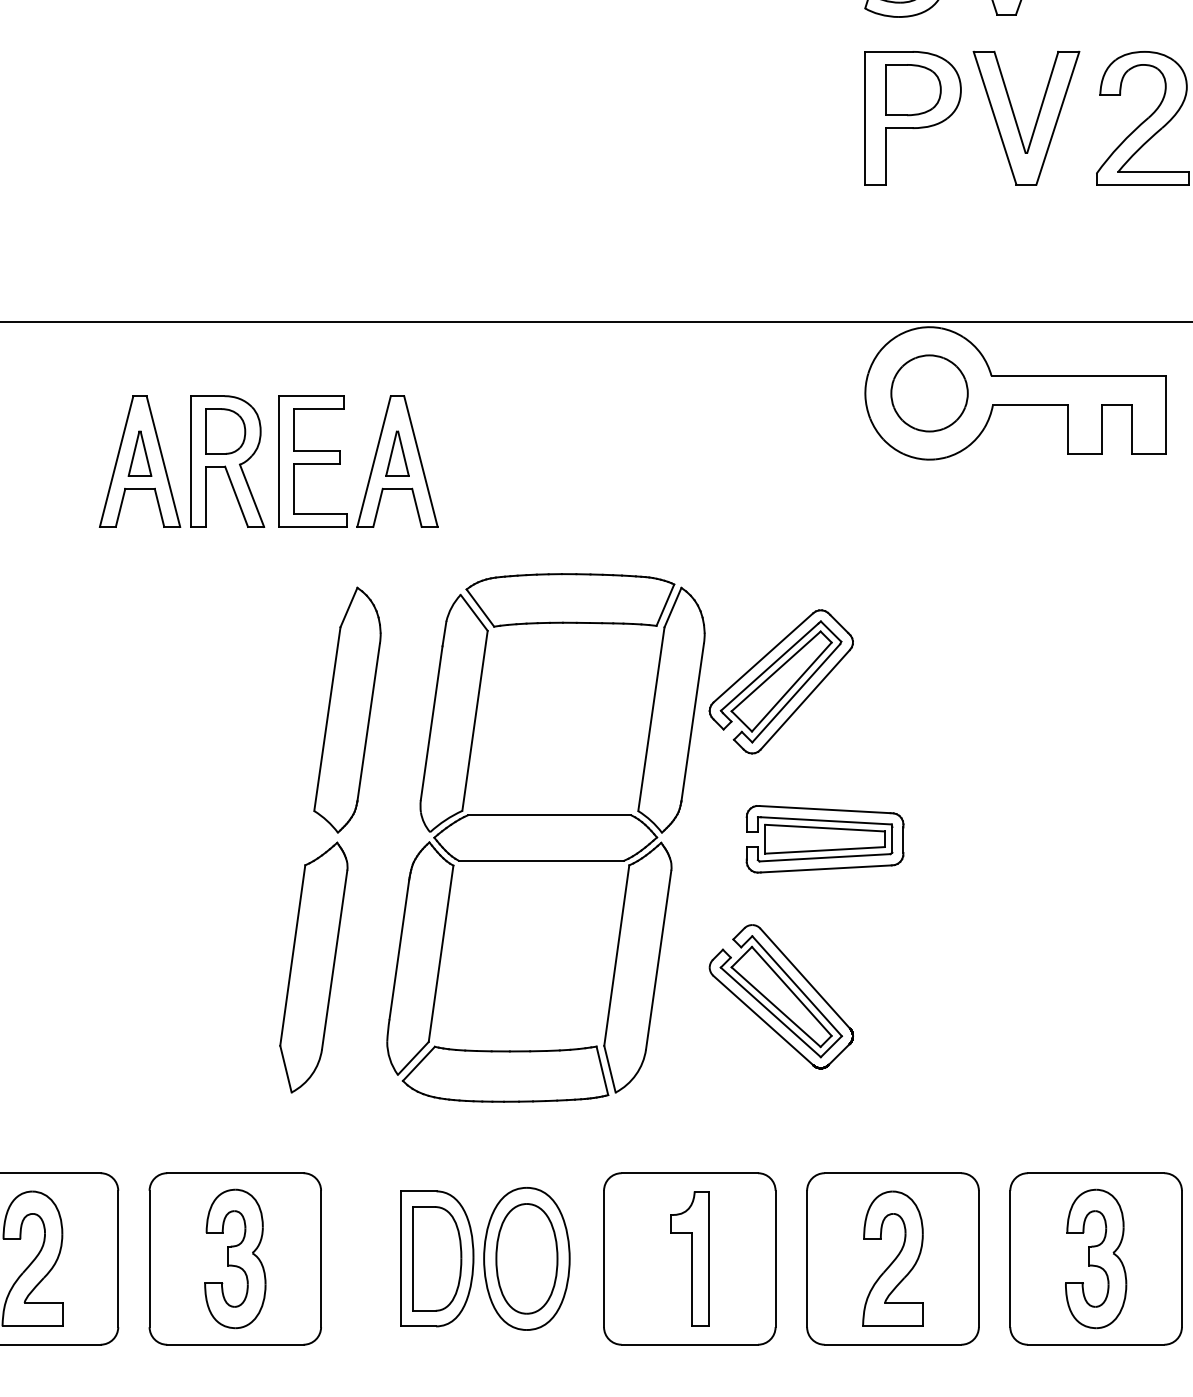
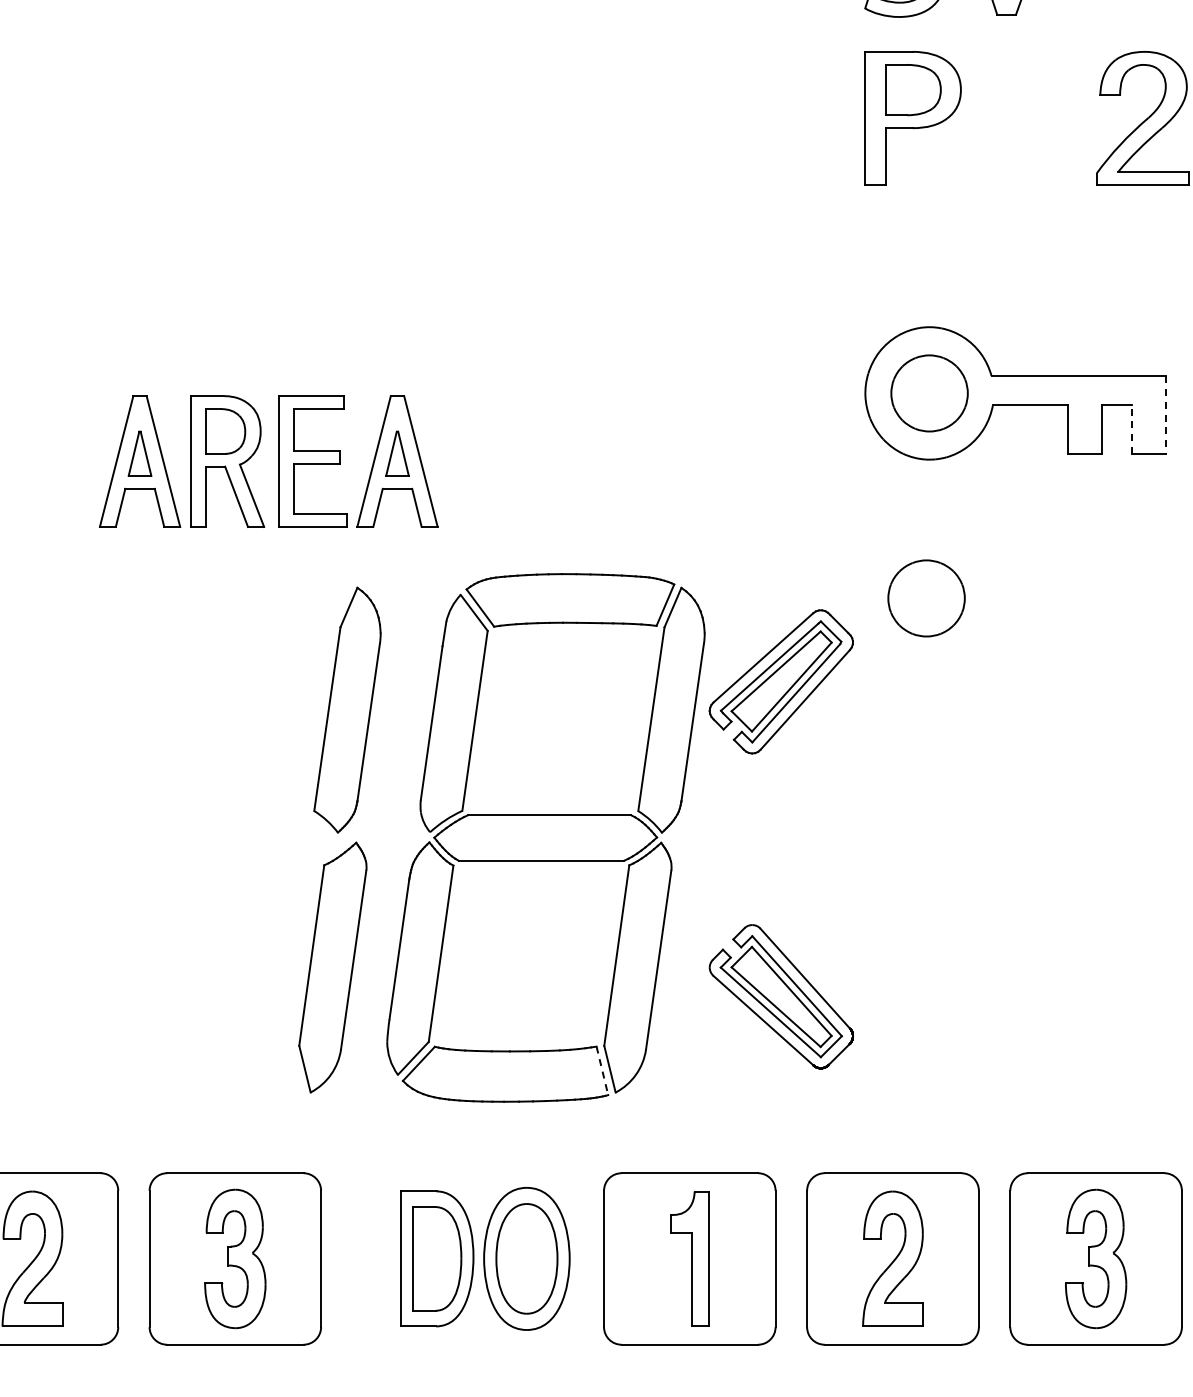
part: present -> none (1036, 118)
line: present -> none (595, 321)
line: solid -> dashed (1165, 415)
line: solid -> dashed (1131, 429)
part: none -> present (926, 598)
part: present -> none (824, 839)
part position: (313, 967) -> (332, 967) (332, 967)
line: solid -> dashed (602, 1070)
